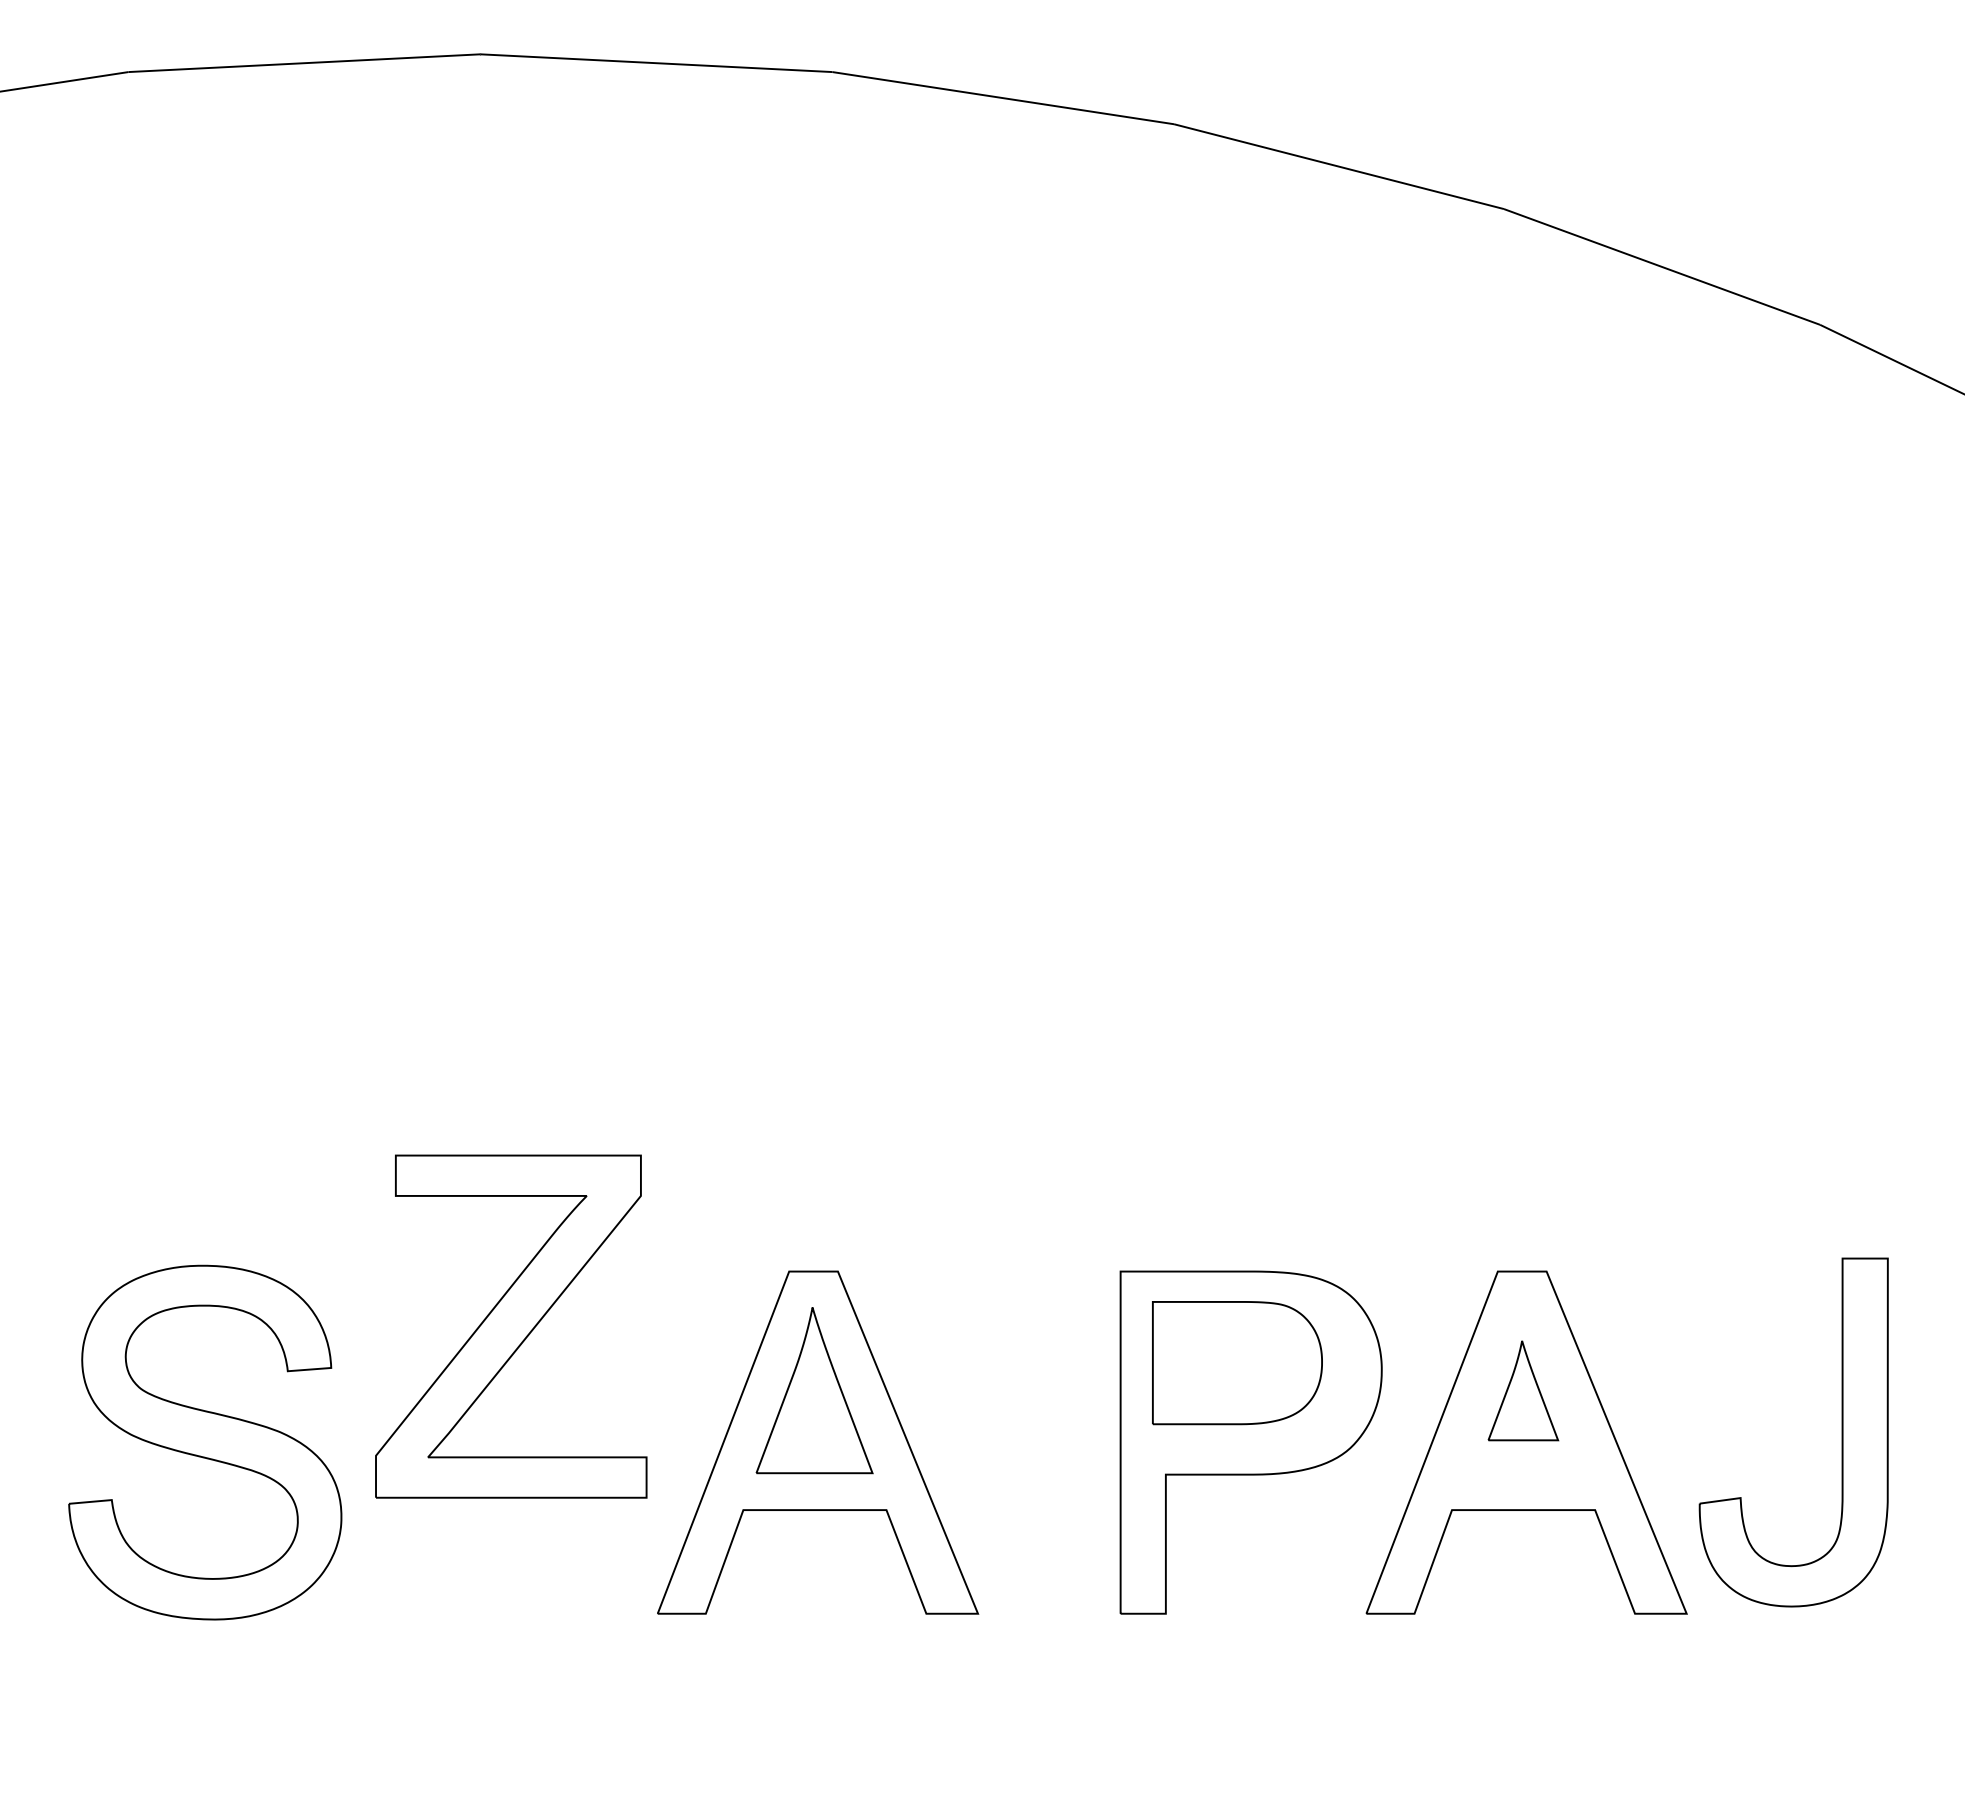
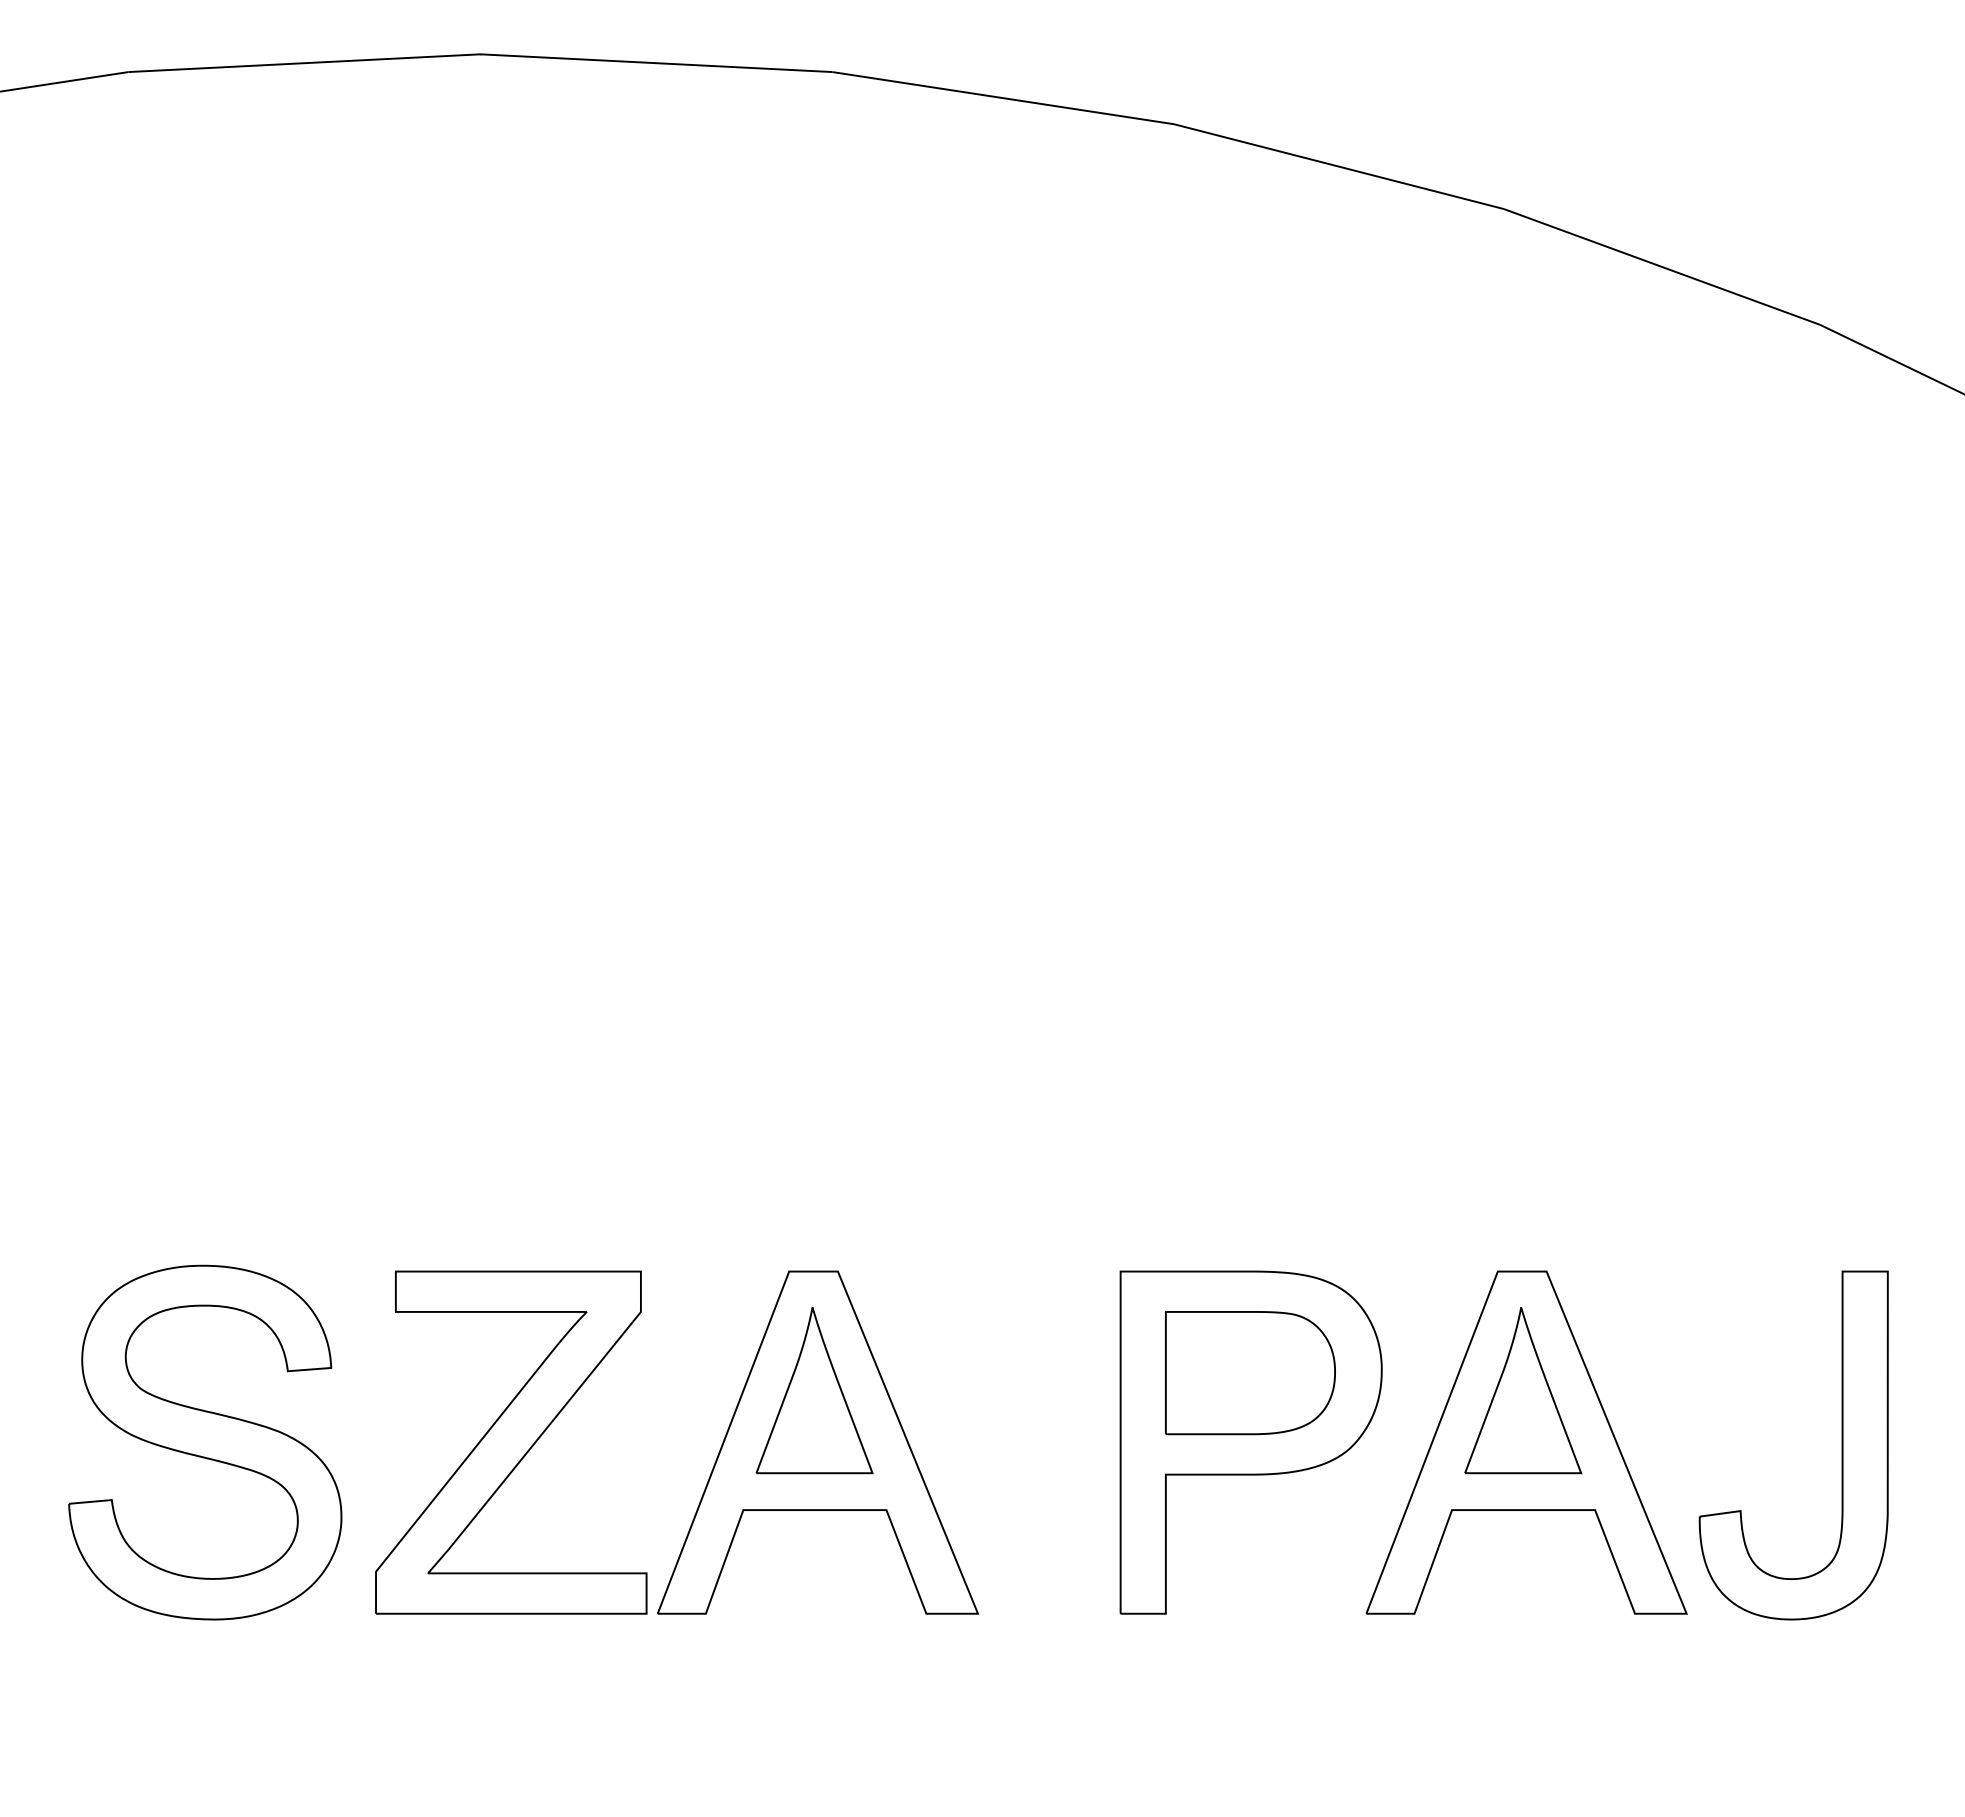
part position: (511, 1326) -> (511, 1442) (511, 1442)
part position: (1237, 1363) -> (1250, 1373) (1250, 1373)
part size: 73x102 px -> 119x168 px (1523, 1390)
part position: (1841, 1432) -> (1841, 1445) (1841, 1445)
